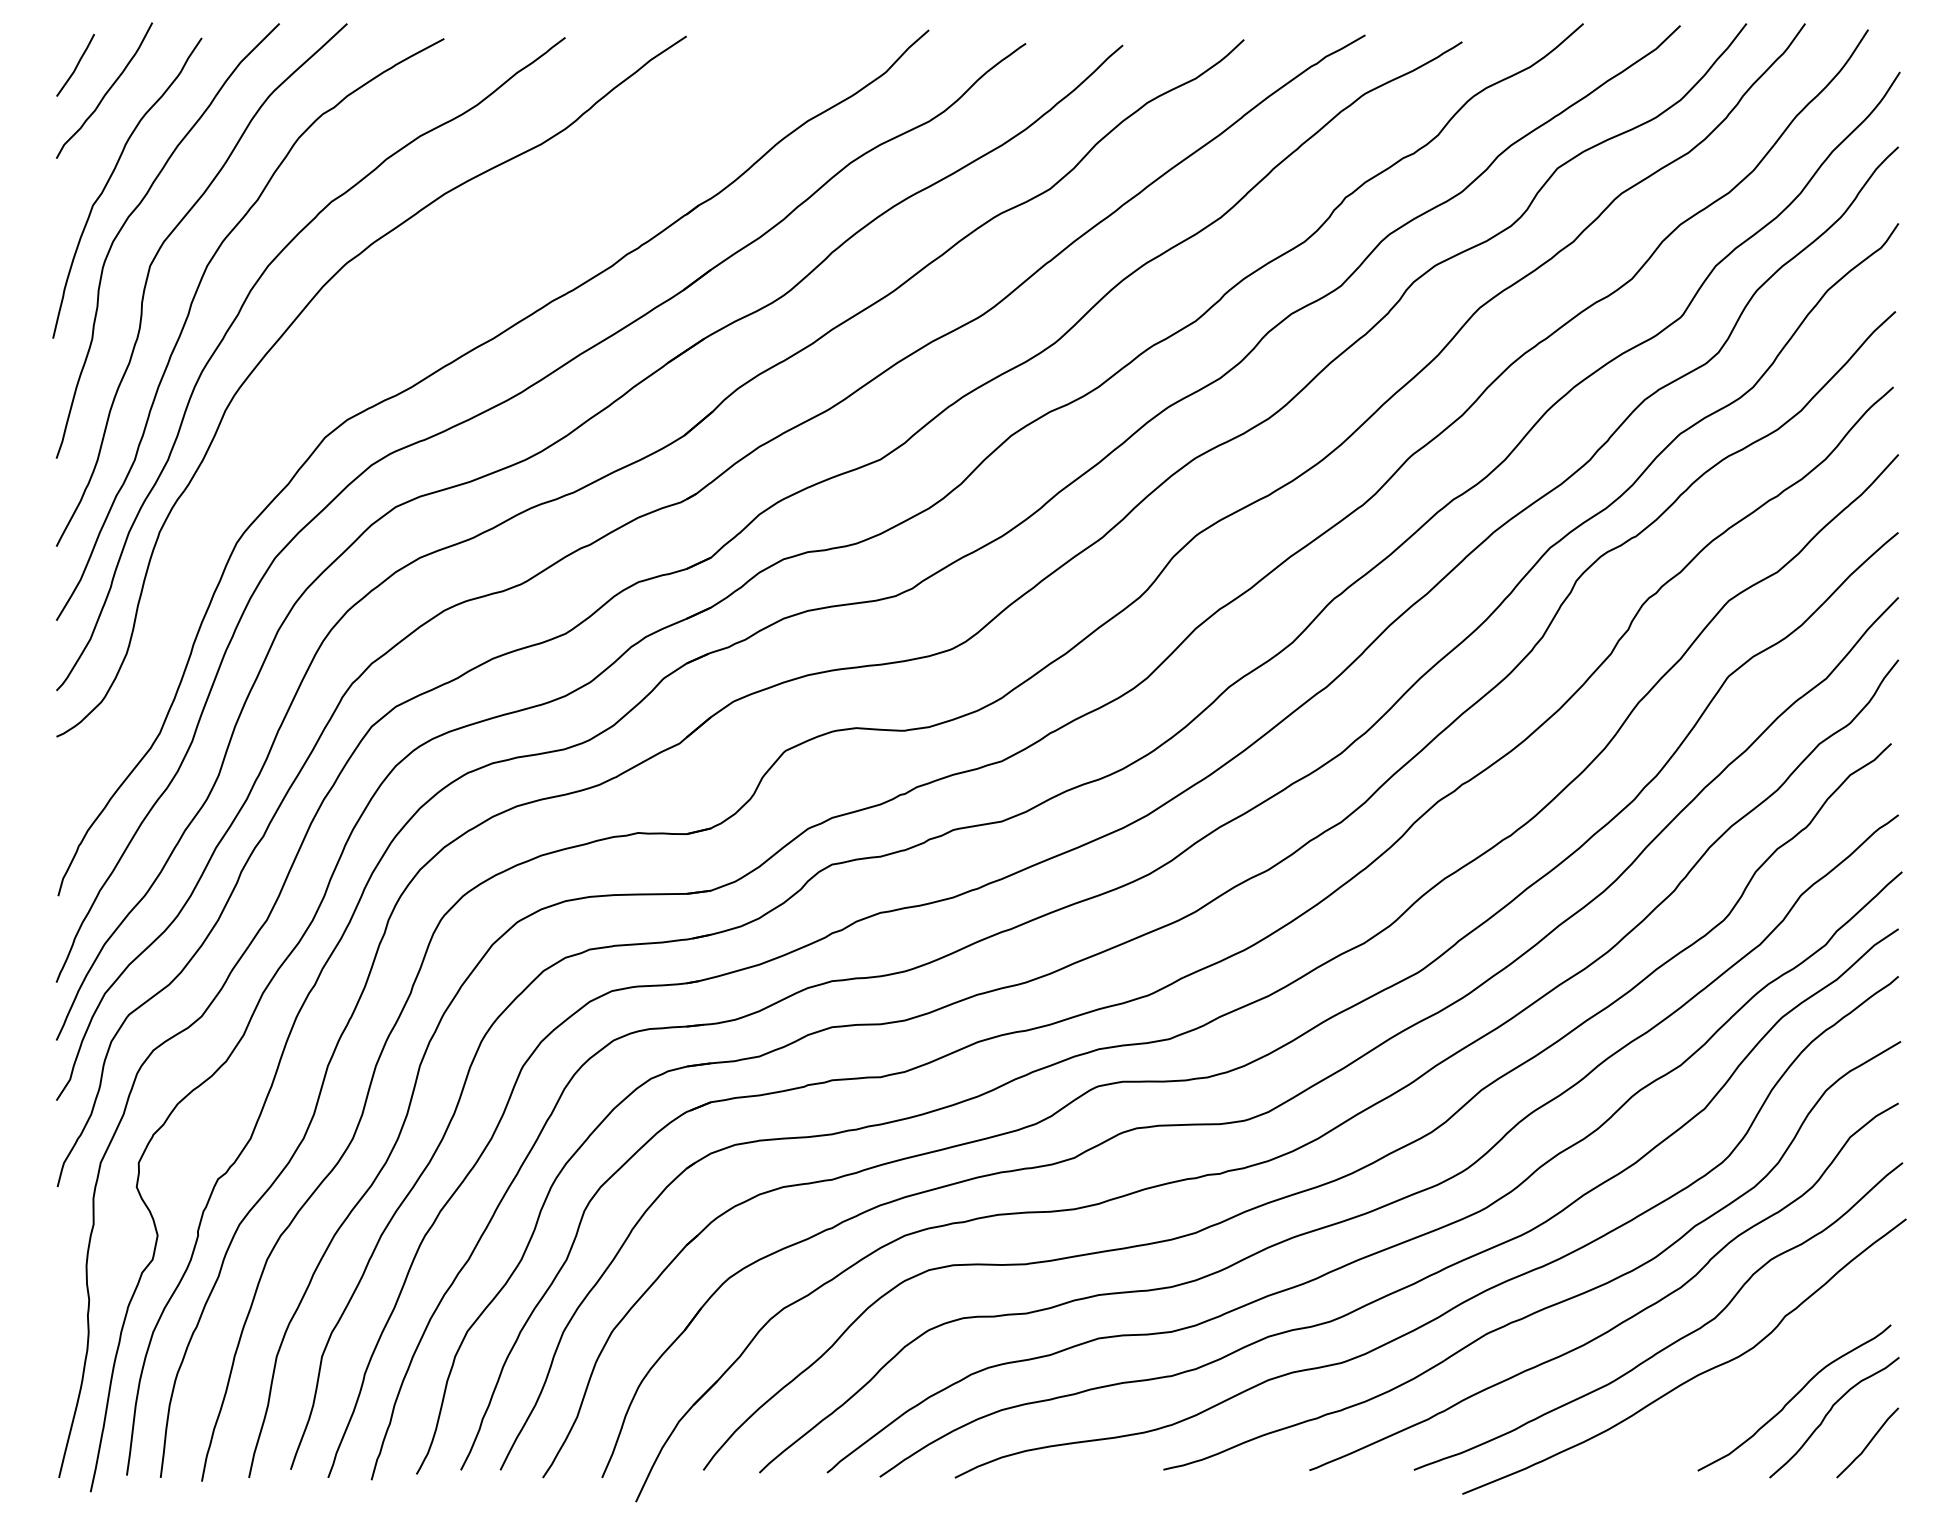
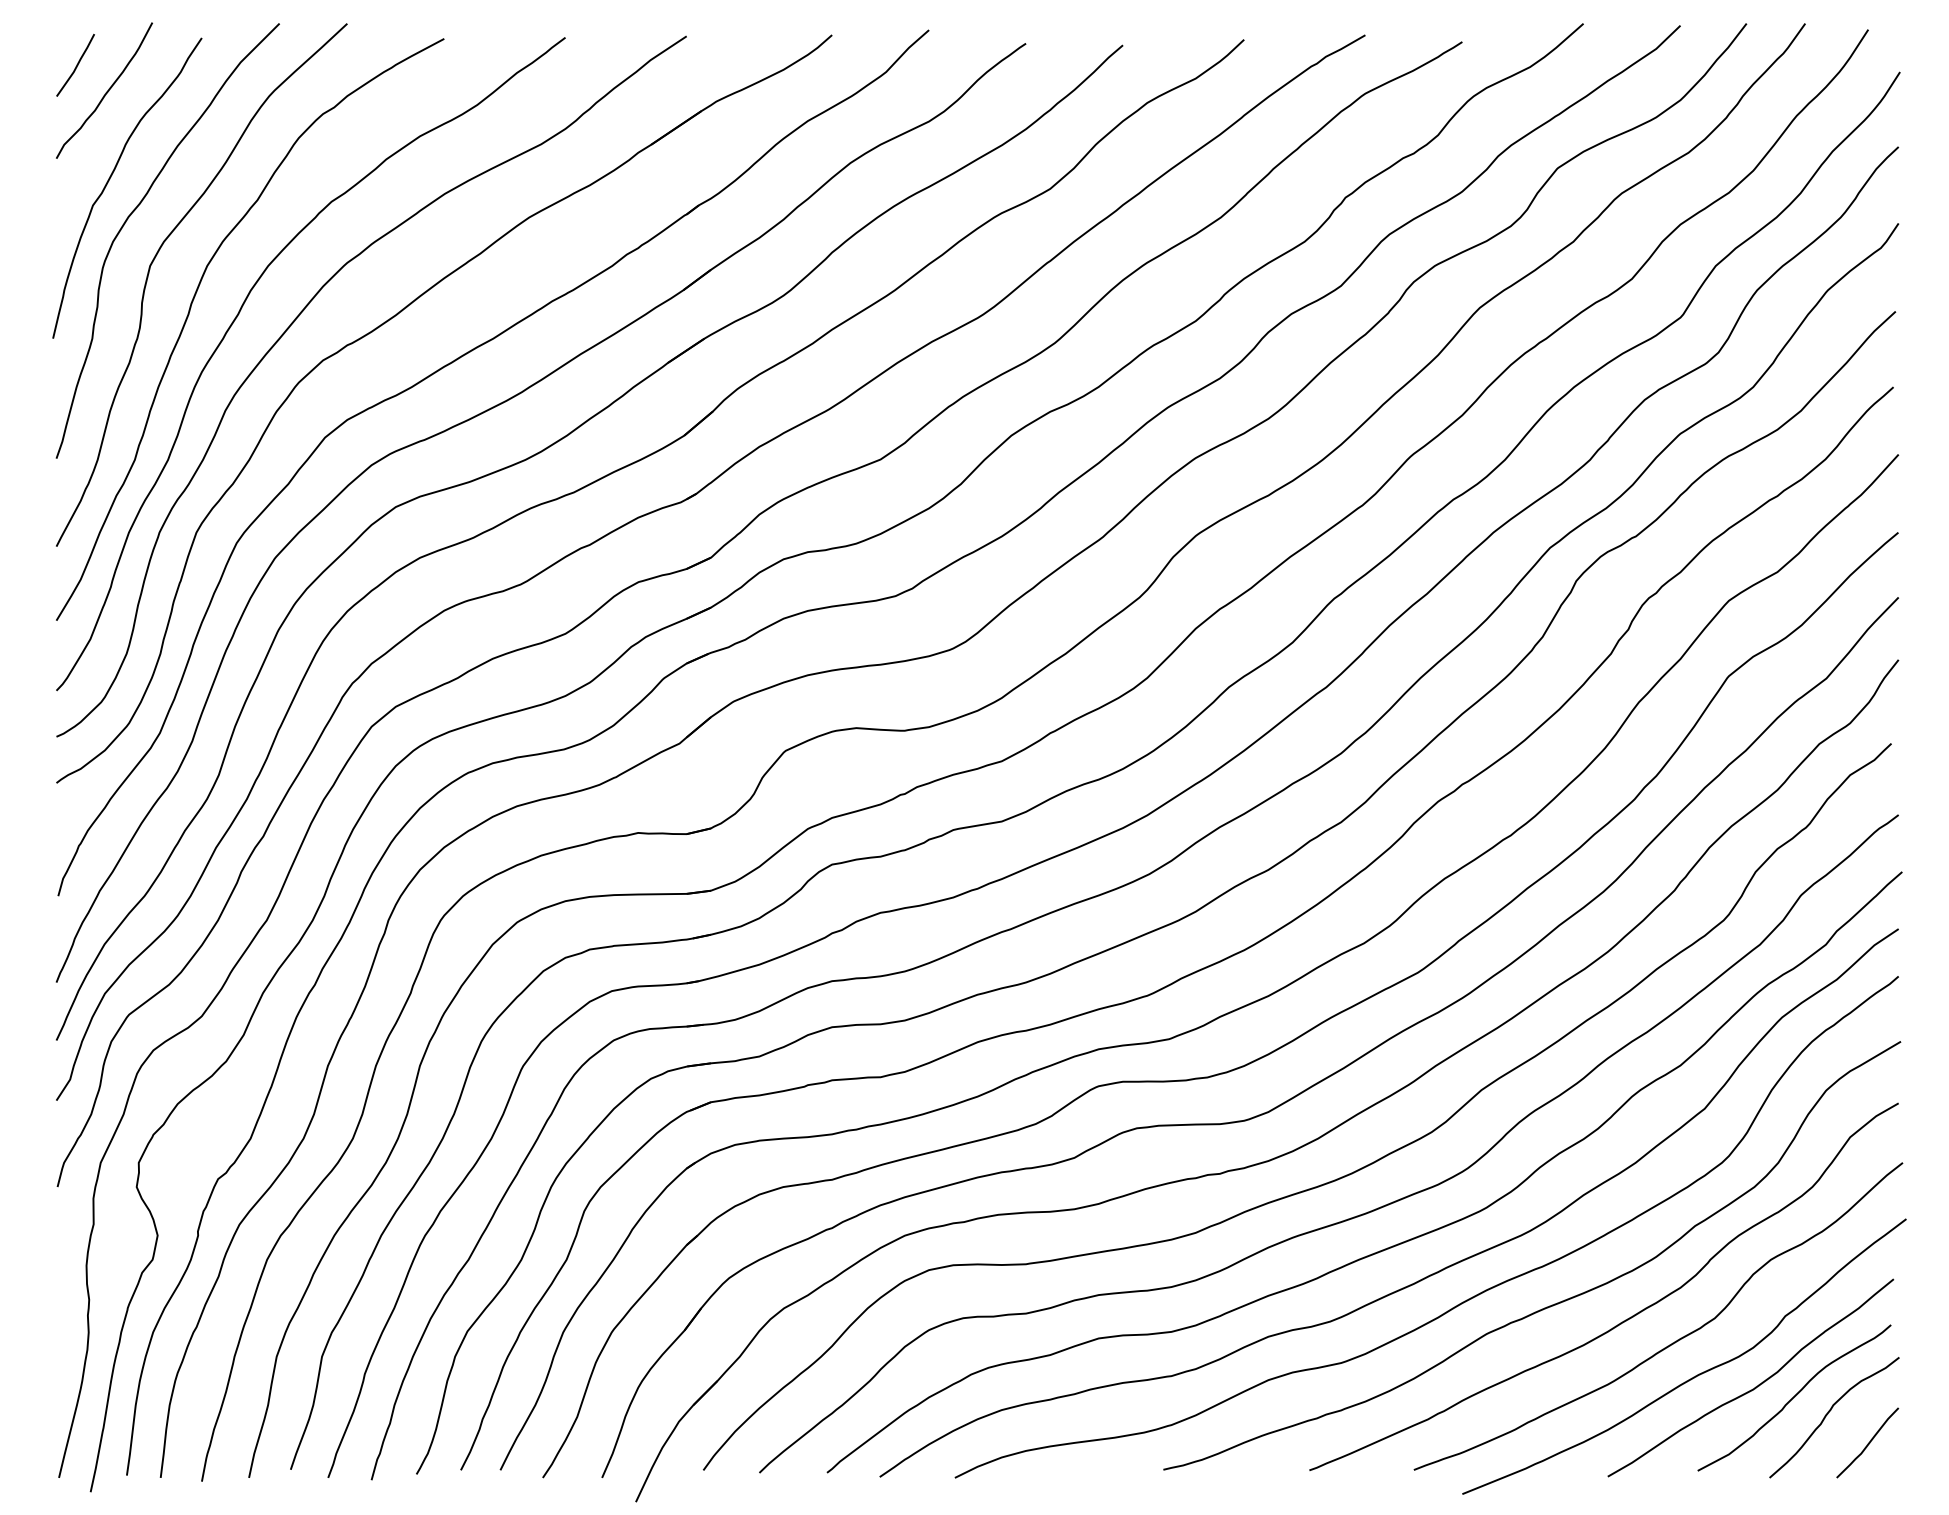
part: none -> present (387, 322)
curve: none -> present (1755, 1386)
